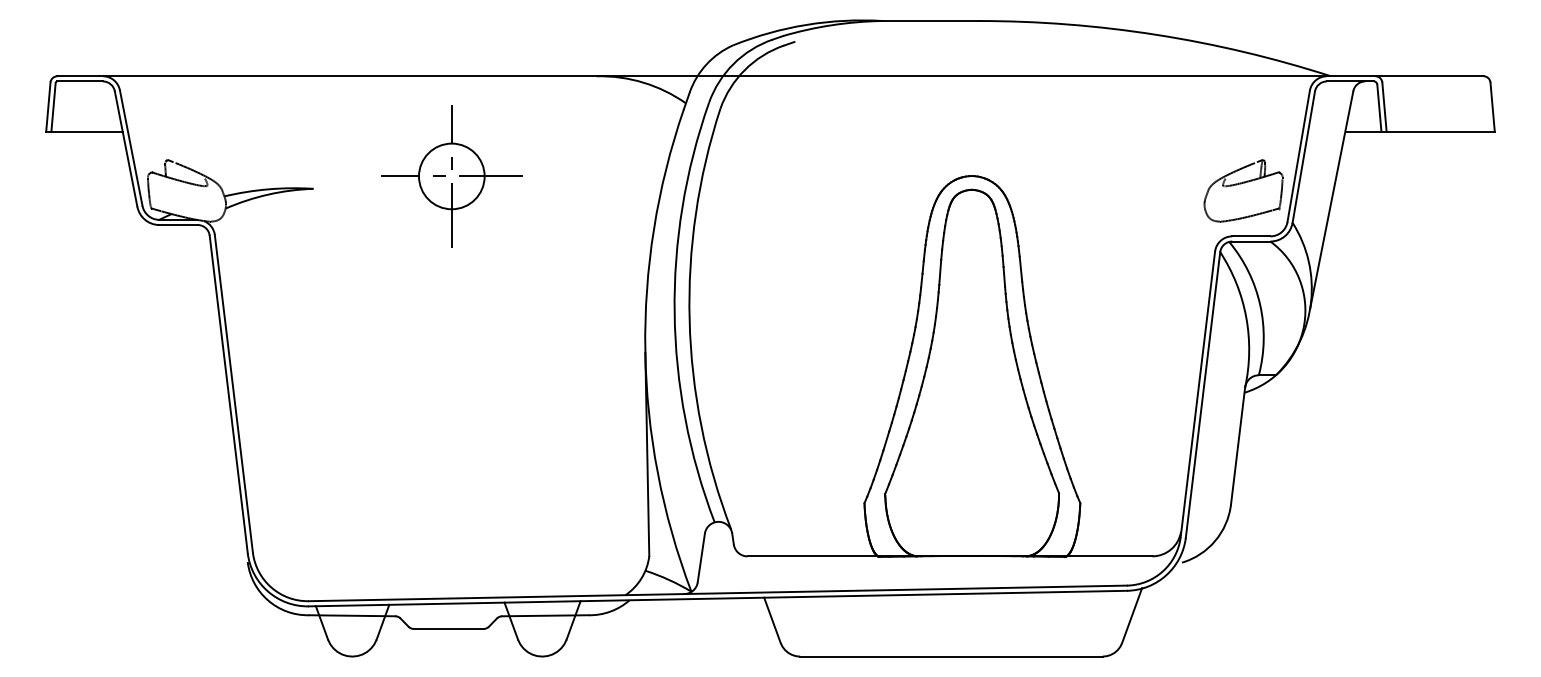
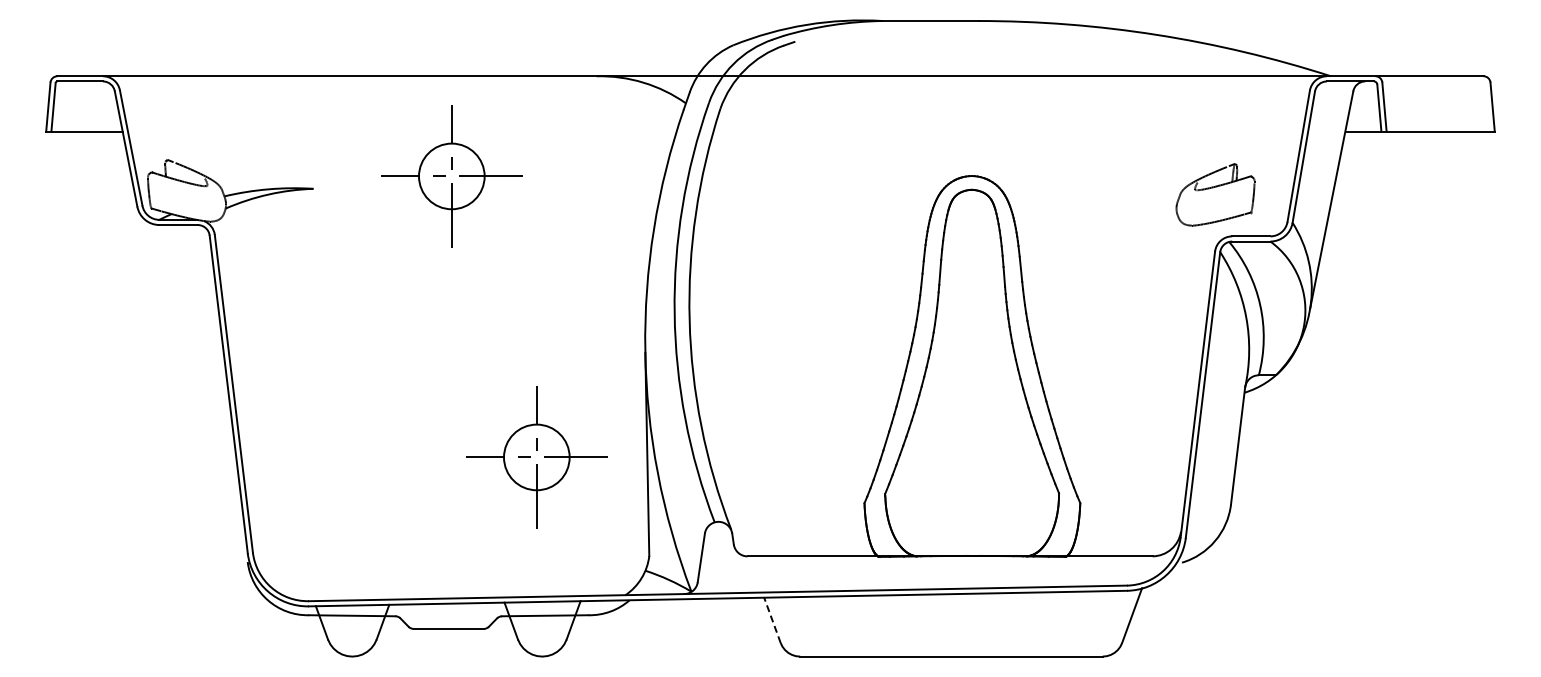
part position: (1243, 190) -> (1215, 194) (1215, 194)
part: none -> present (536, 457)
line: solid -> dashed (772, 619)
